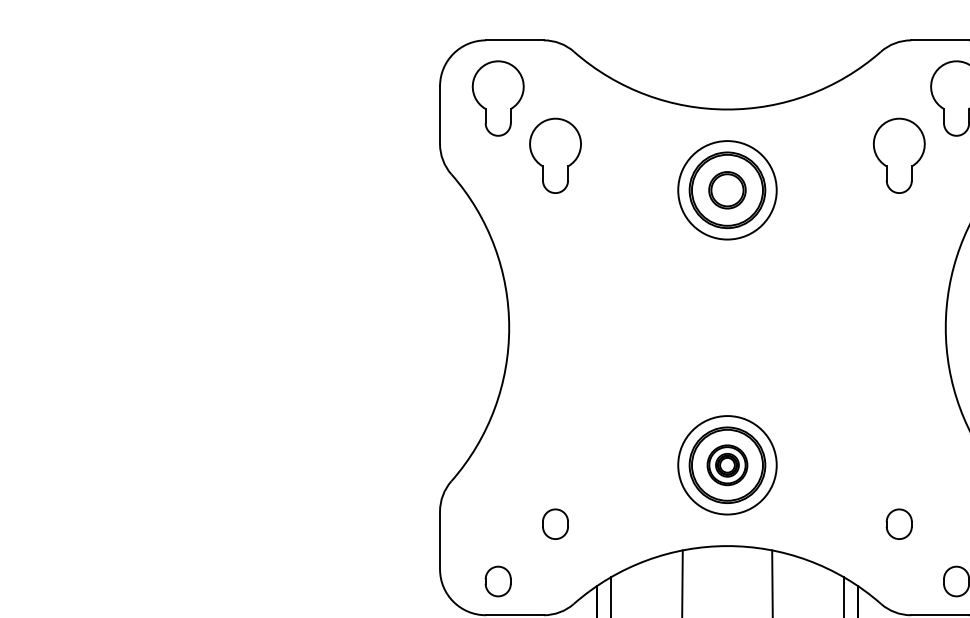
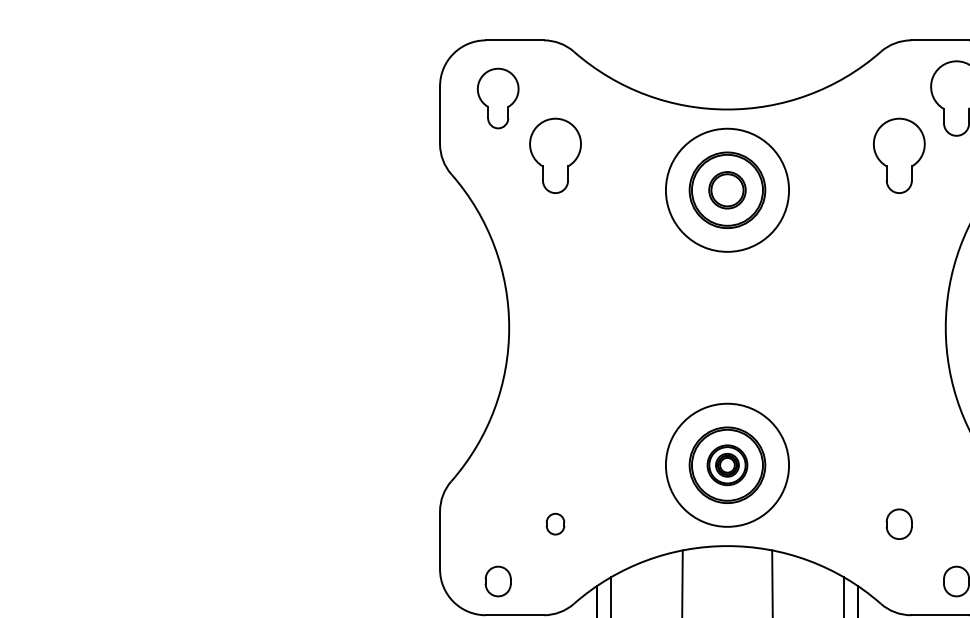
part size: 54x77 px -> 44x63 px (497, 98)
circle diameter: 98 px -> 123 px (727, 189)
circle diameter: 98 px -> 123 px (727, 464)
part size: 27x32 px -> 21x24 px (555, 523)
